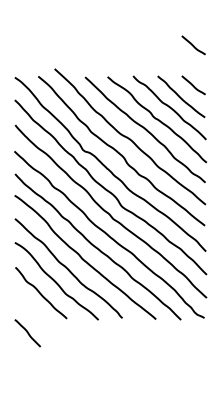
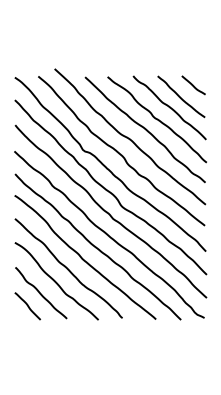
curve: present -> none (193, 45)
line position: (27, 333) -> (27, 306) (27, 306)
